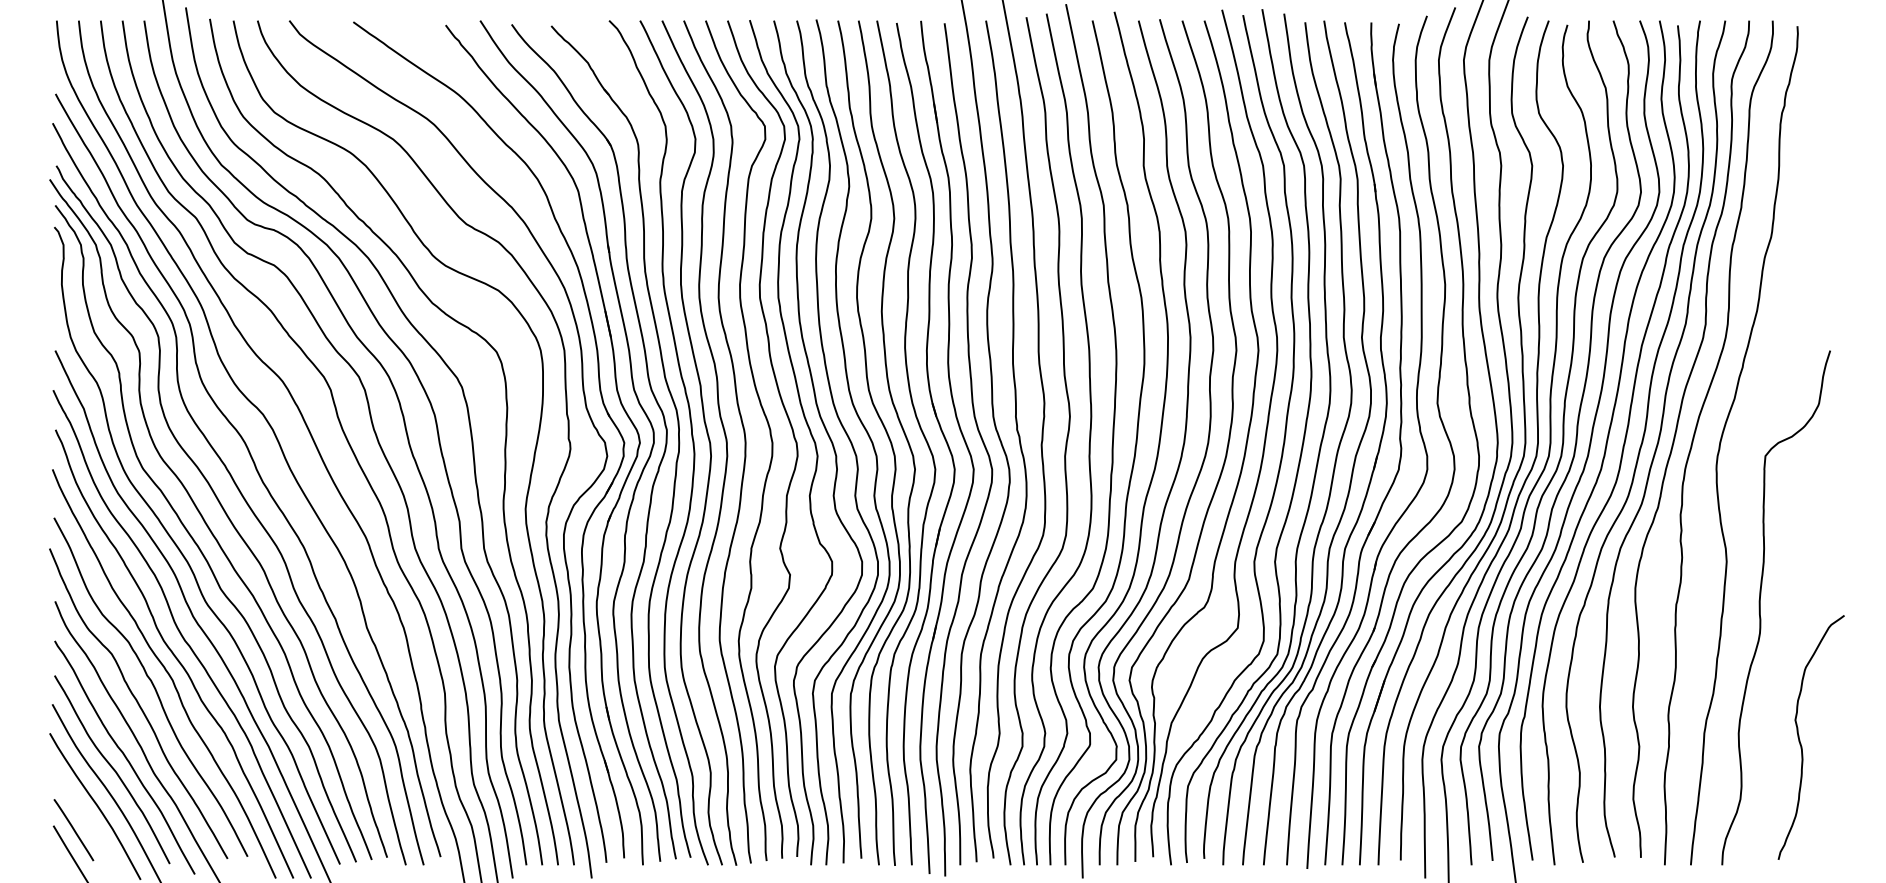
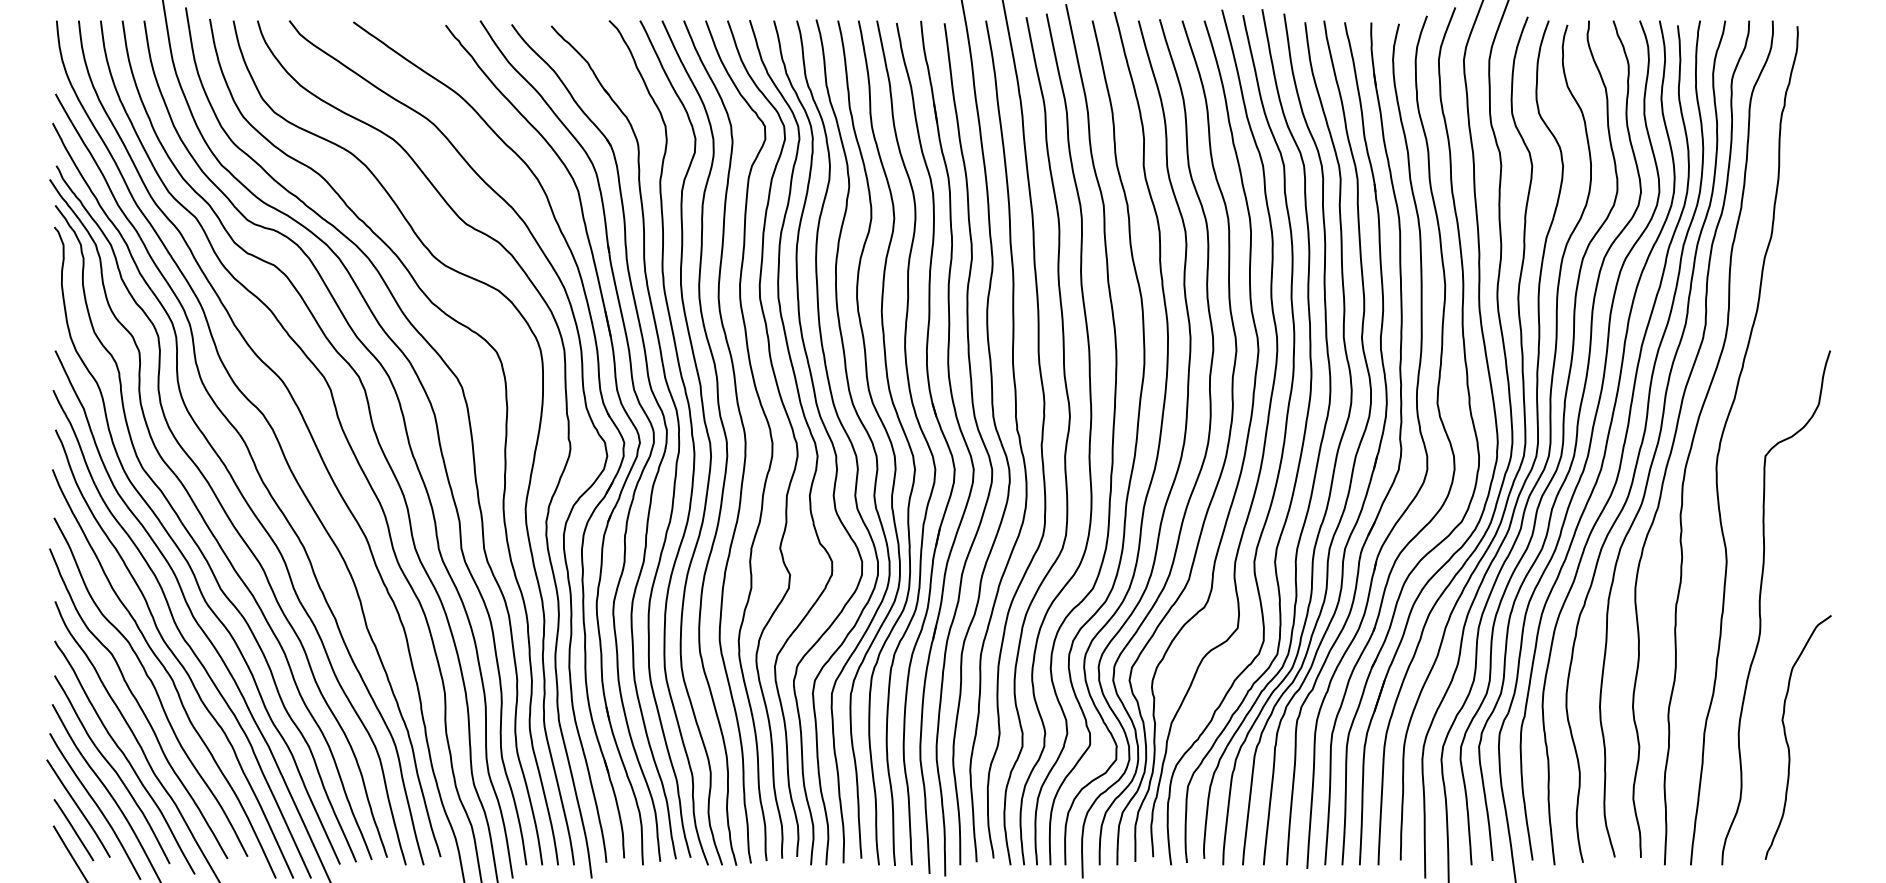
curve position: (1800, 740) -> (1787, 740) (1787, 740)
curve: none -> present (78, 808)
